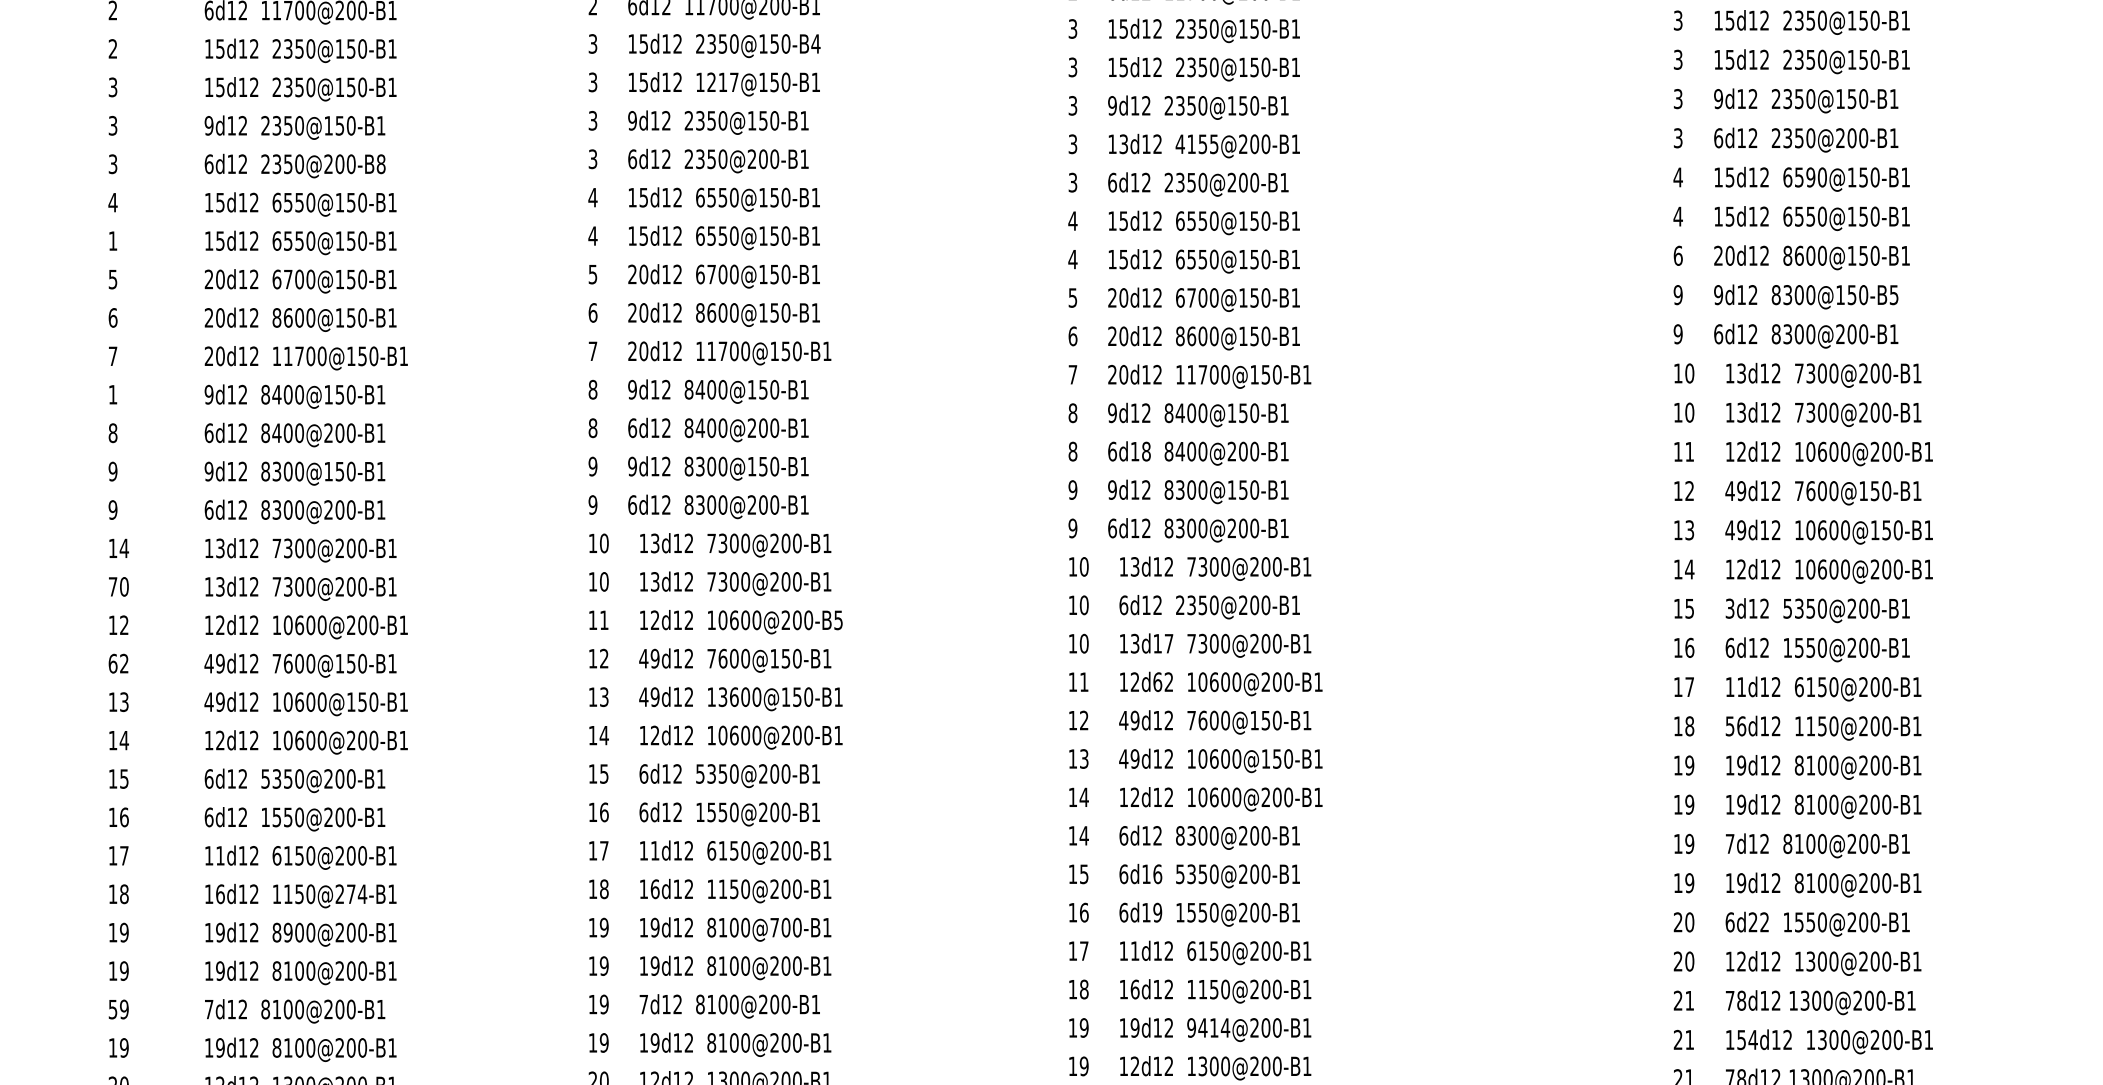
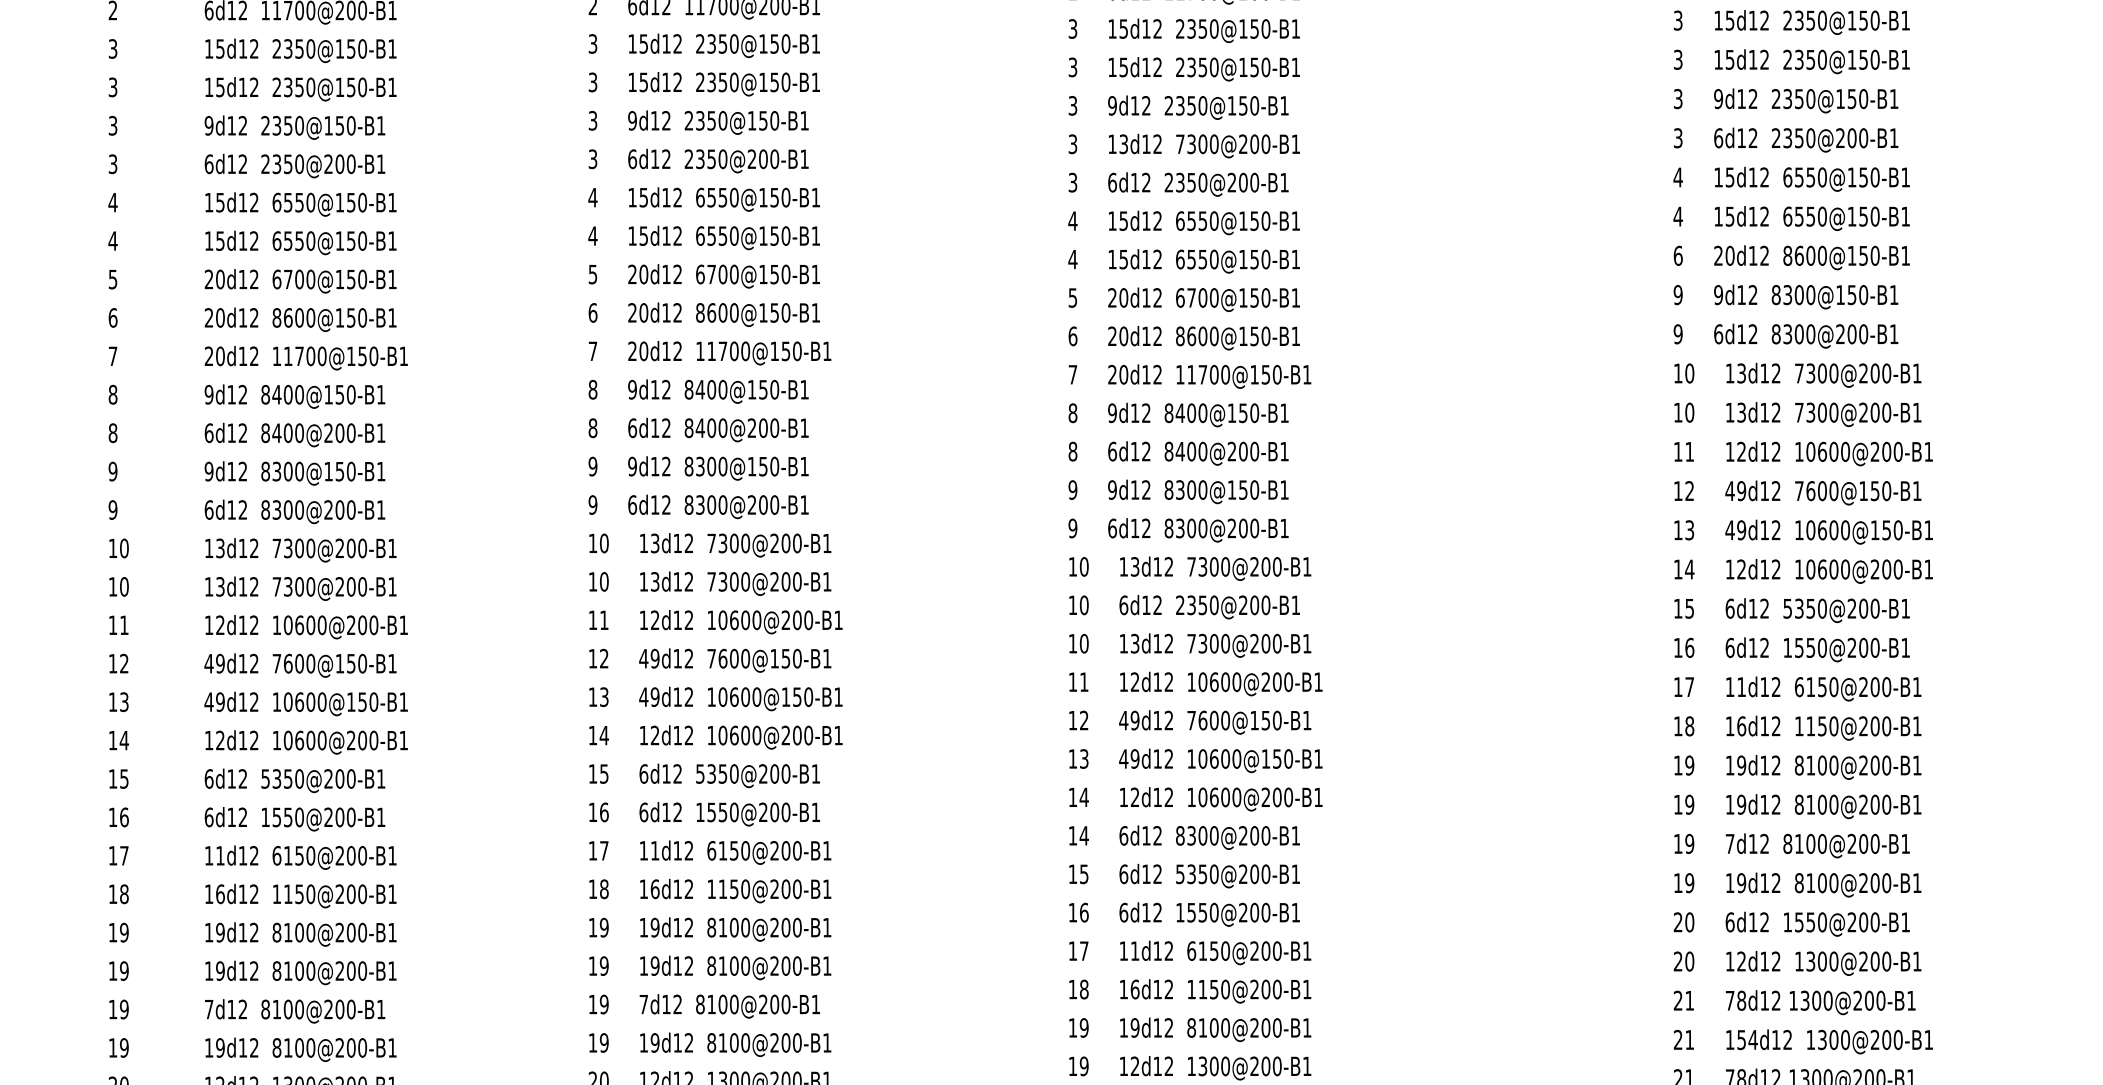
text: 2350@150-B4 -> 2350@150-B1 (815, 43)
text: 2 -> 3 (112, 48)
text: 1217@150-B1 -> 2350@150-B1 (717, 82)
text: 4155@200-B1 -> 7300@200-B1 (1196, 144)
text: 2350@200-B8 -> 2350@200-B1 (380, 164)
text: 6590@150-B1 -> 6550@150-B1 (1810, 177)
text: 1 -> 4 (112, 240)
text: 8300@150-B5 -> 8300@150-B1 (1893, 295)
text: 1 -> 8 (112, 394)
text: 6d18 -> 6d12 (1146, 451)
text: 14 -> 10 (123, 548)
text: 70 -> 10 (113, 586)
text: 3d12 -> 6d12 (1729, 608)
text: 10600@200-B5 -> 10600@200-B1 (838, 620)
text: 12 -> 11 (124, 624)
text: 13d17 -> 13d12 (1168, 643)
text: 62 -> 12 (112, 663)
text: 12d62 -> 12d12 (1157, 682)
text: 13600@150-B1 -> 10600@150-B1 (722, 696)
text: 56d12 -> 16d12 (1729, 726)
text: 6d16 -> 6d12 (1157, 874)
text: 1150@274-B1 -> 1150@200-B1 (356, 894)
text: 6d19 -> 6d12 (1157, 912)
text: 6d22 -> 6d12 (1752, 922)
text: 8100@700-B1 -> 8100@200-B1 (774, 927)
text: 8900@200-B1 -> 8100@200-B1 (287, 932)
text: 59 -> 19 (112, 1009)
text: 9414@200-B1 -> 8100@200-B1 (1208, 1027)
